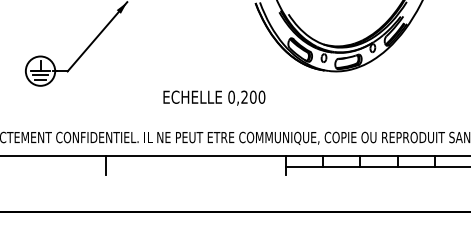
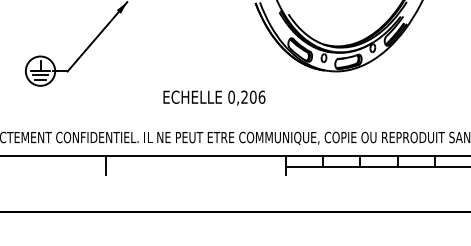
text: 0,200 -> 0,206 (261, 96)
